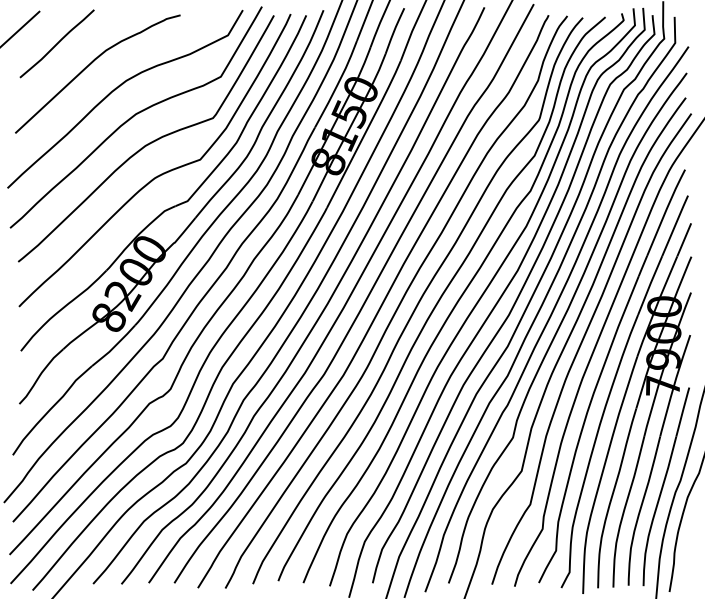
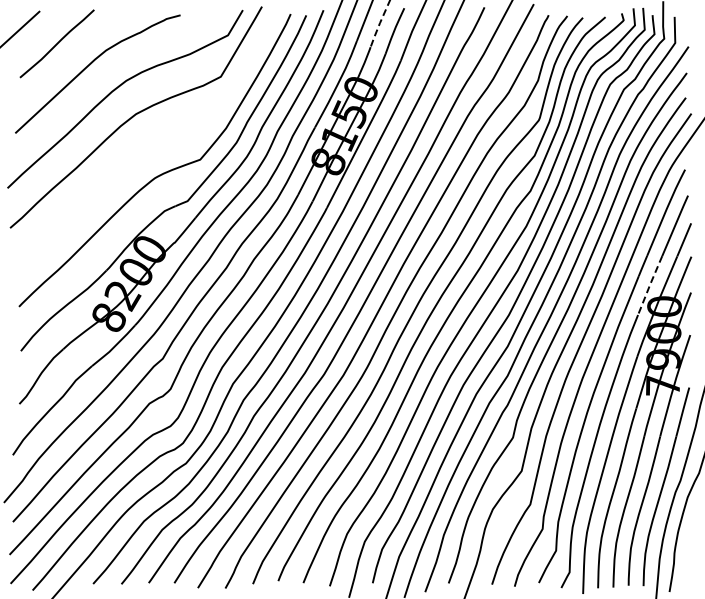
line: solid -> dashed (379, 23)
curve: present -> none (147, 143)
line: solid -> dashed (650, 285)
